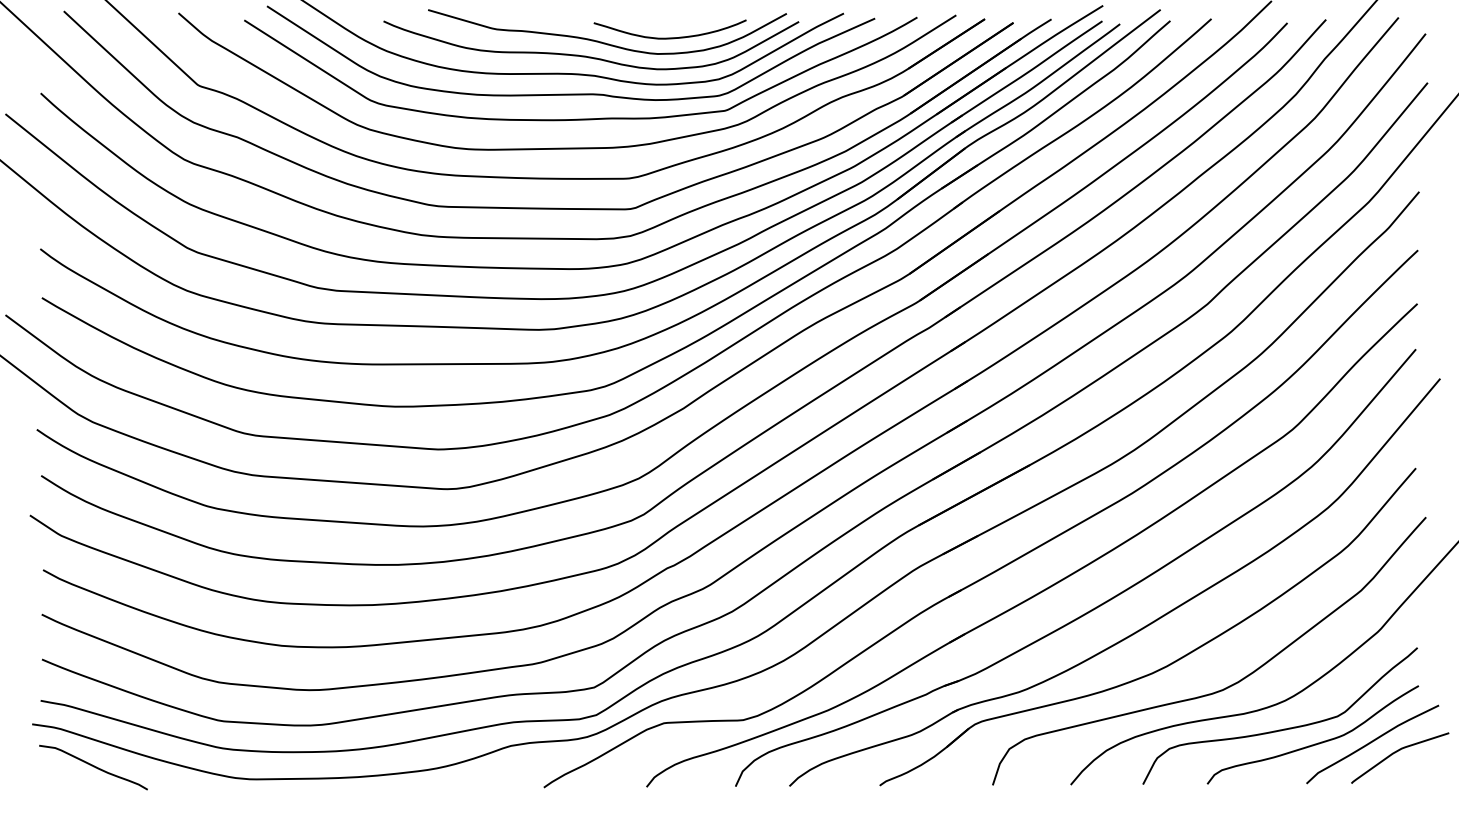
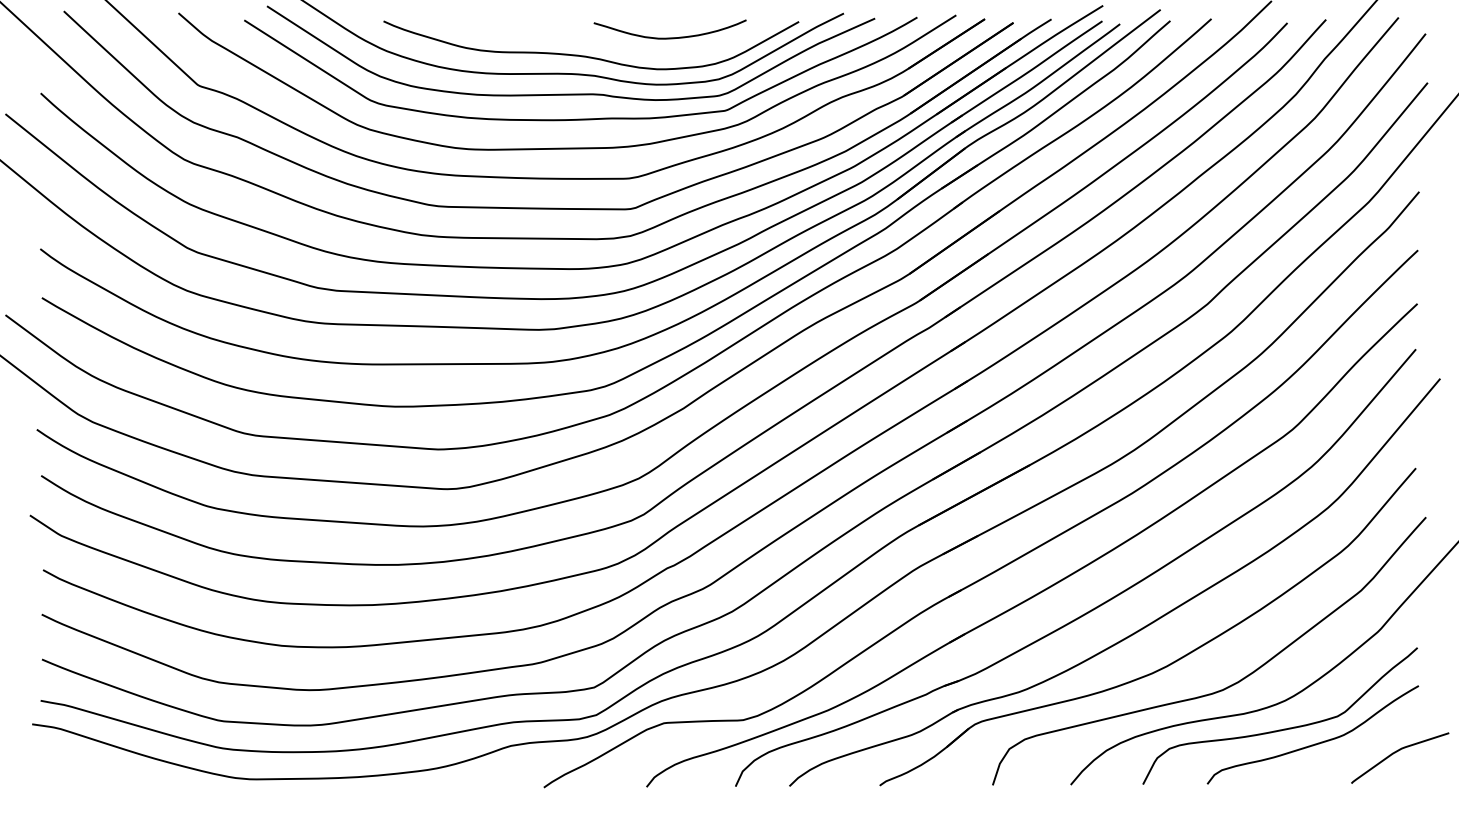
curve: present -> none (605, 42)
curve: present -> none (1371, 743)
curve: present -> none (93, 767)
